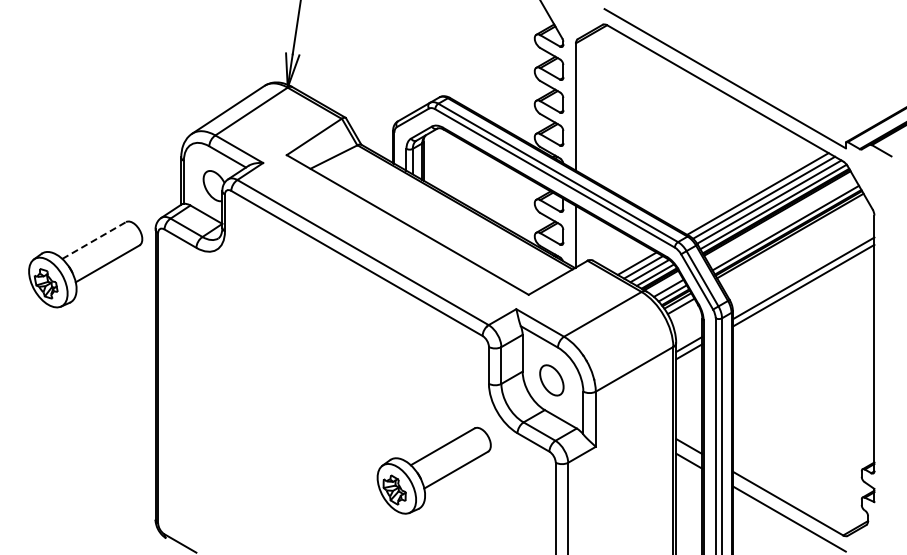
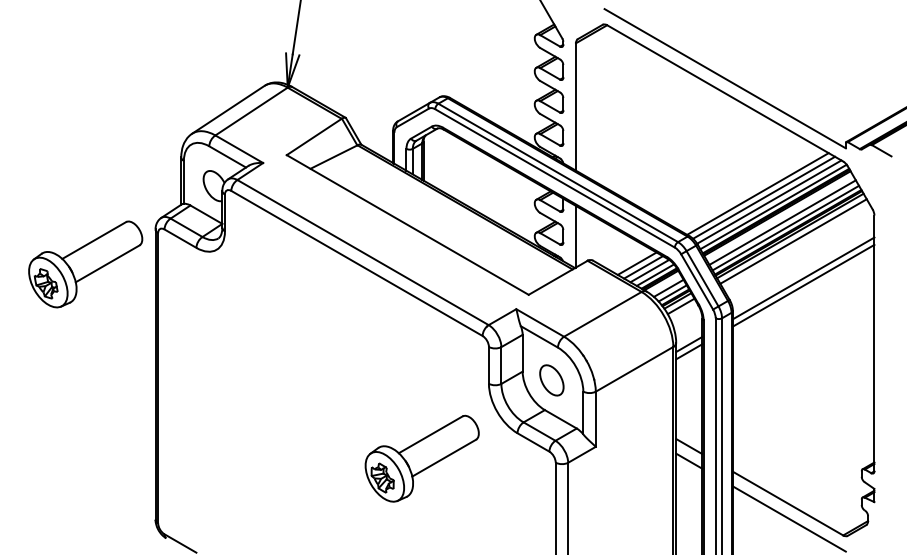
line: none -> present (782, 222)
line: dashed -> solid (94, 240)
line: none -> present (793, 241)
part position: (433, 470) -> (421, 458) (421, 458)
